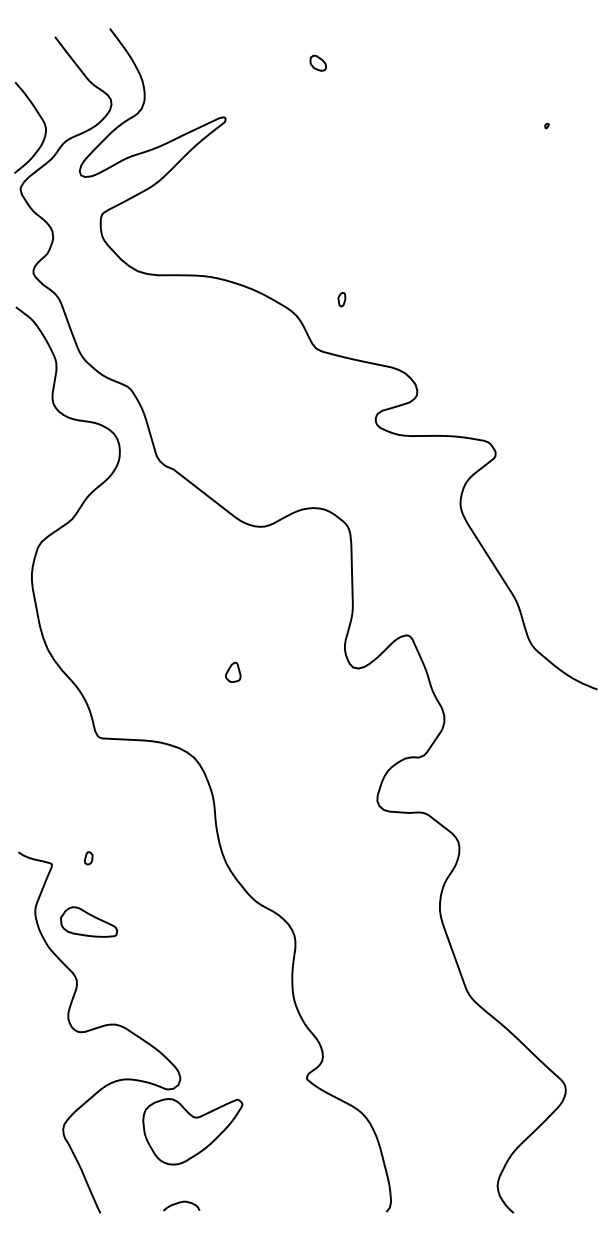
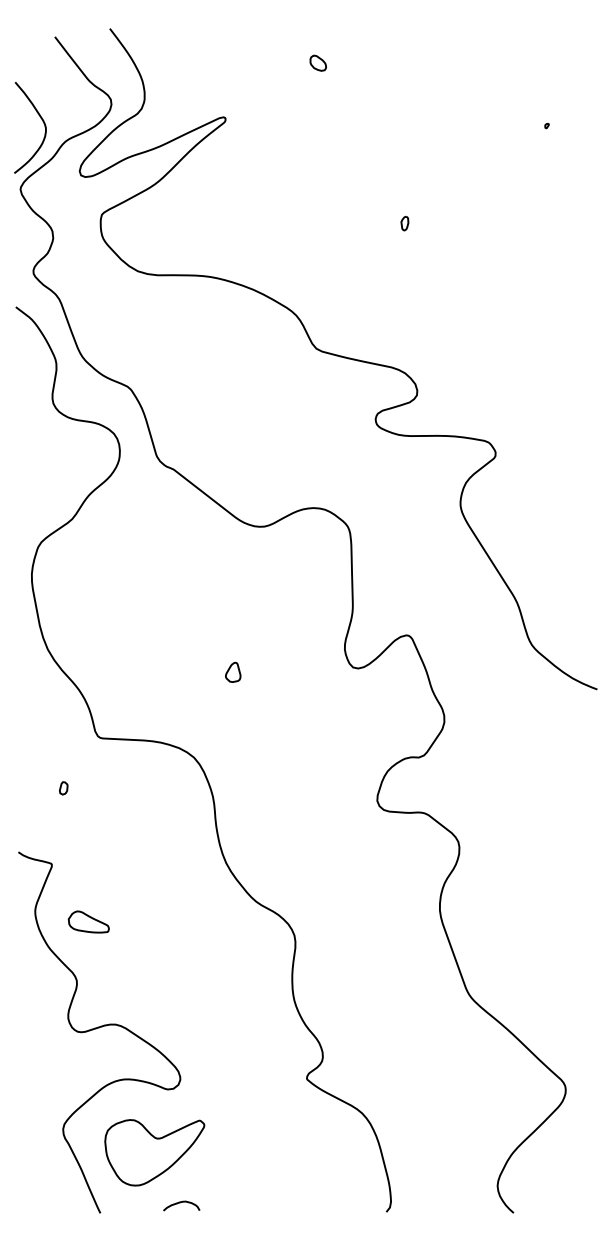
part position: (341, 299) -> (404, 223) (404, 223)
part position: (88, 858) -> (63, 788) (63, 788)
part size: 58x32 px -> 43x24 px (88, 921)
part position: (192, 1131) -> (154, 1152) (154, 1152)
